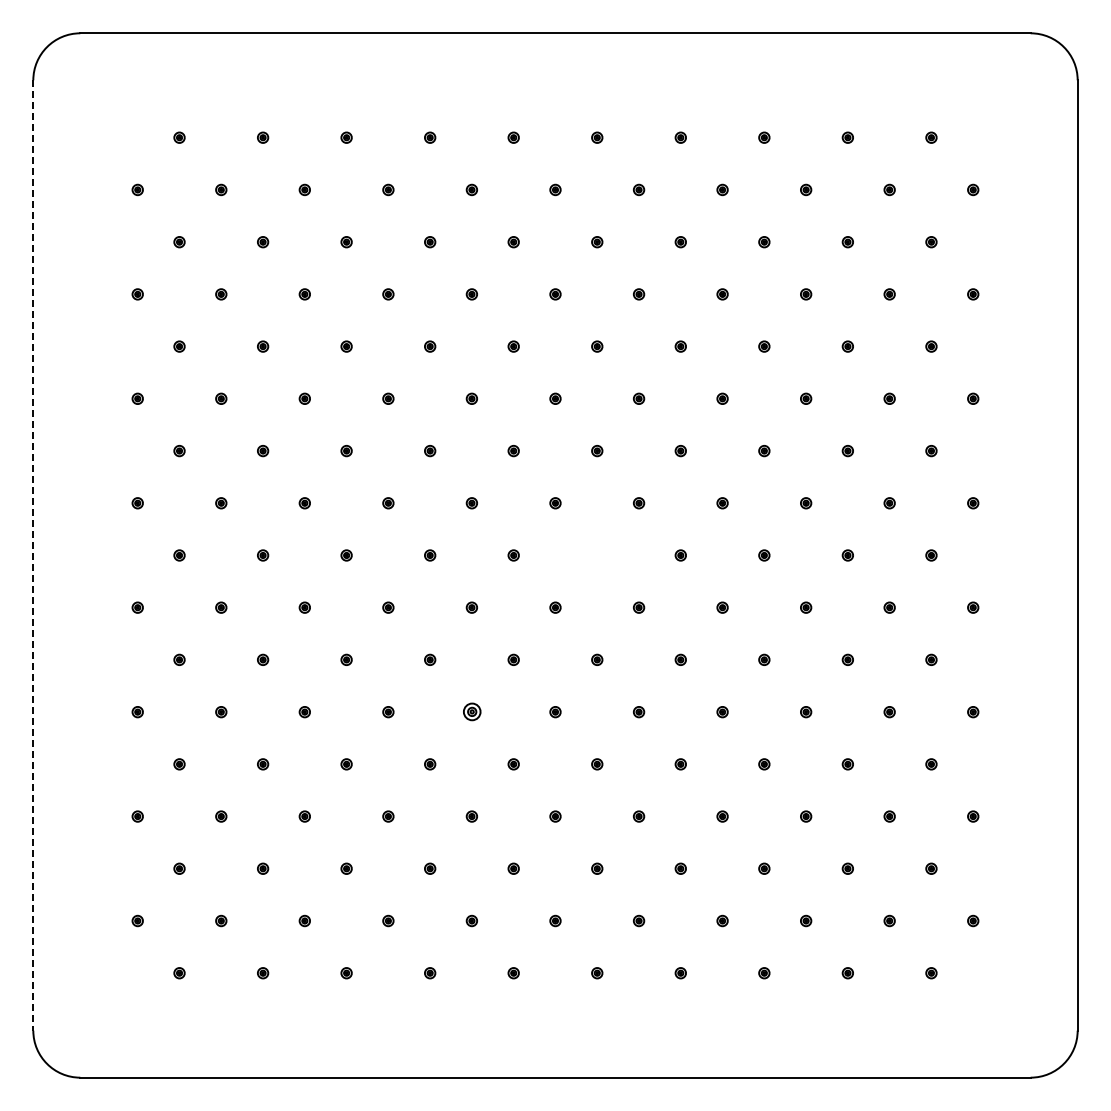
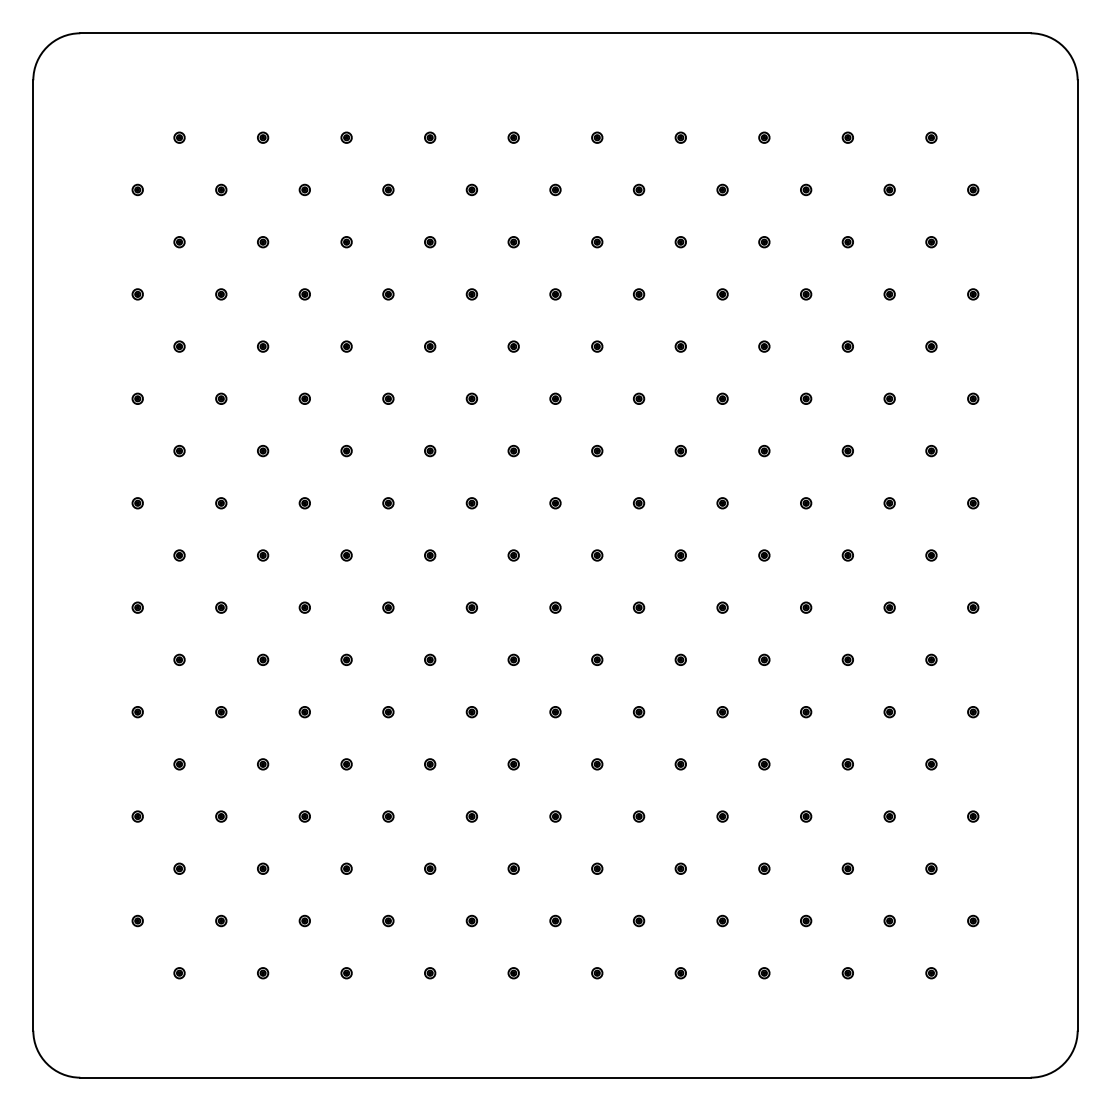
line: dashed -> solid (33, 555)
part: none -> present (597, 555)
part size: 19x20 px -> 13x13 px (471, 712)
